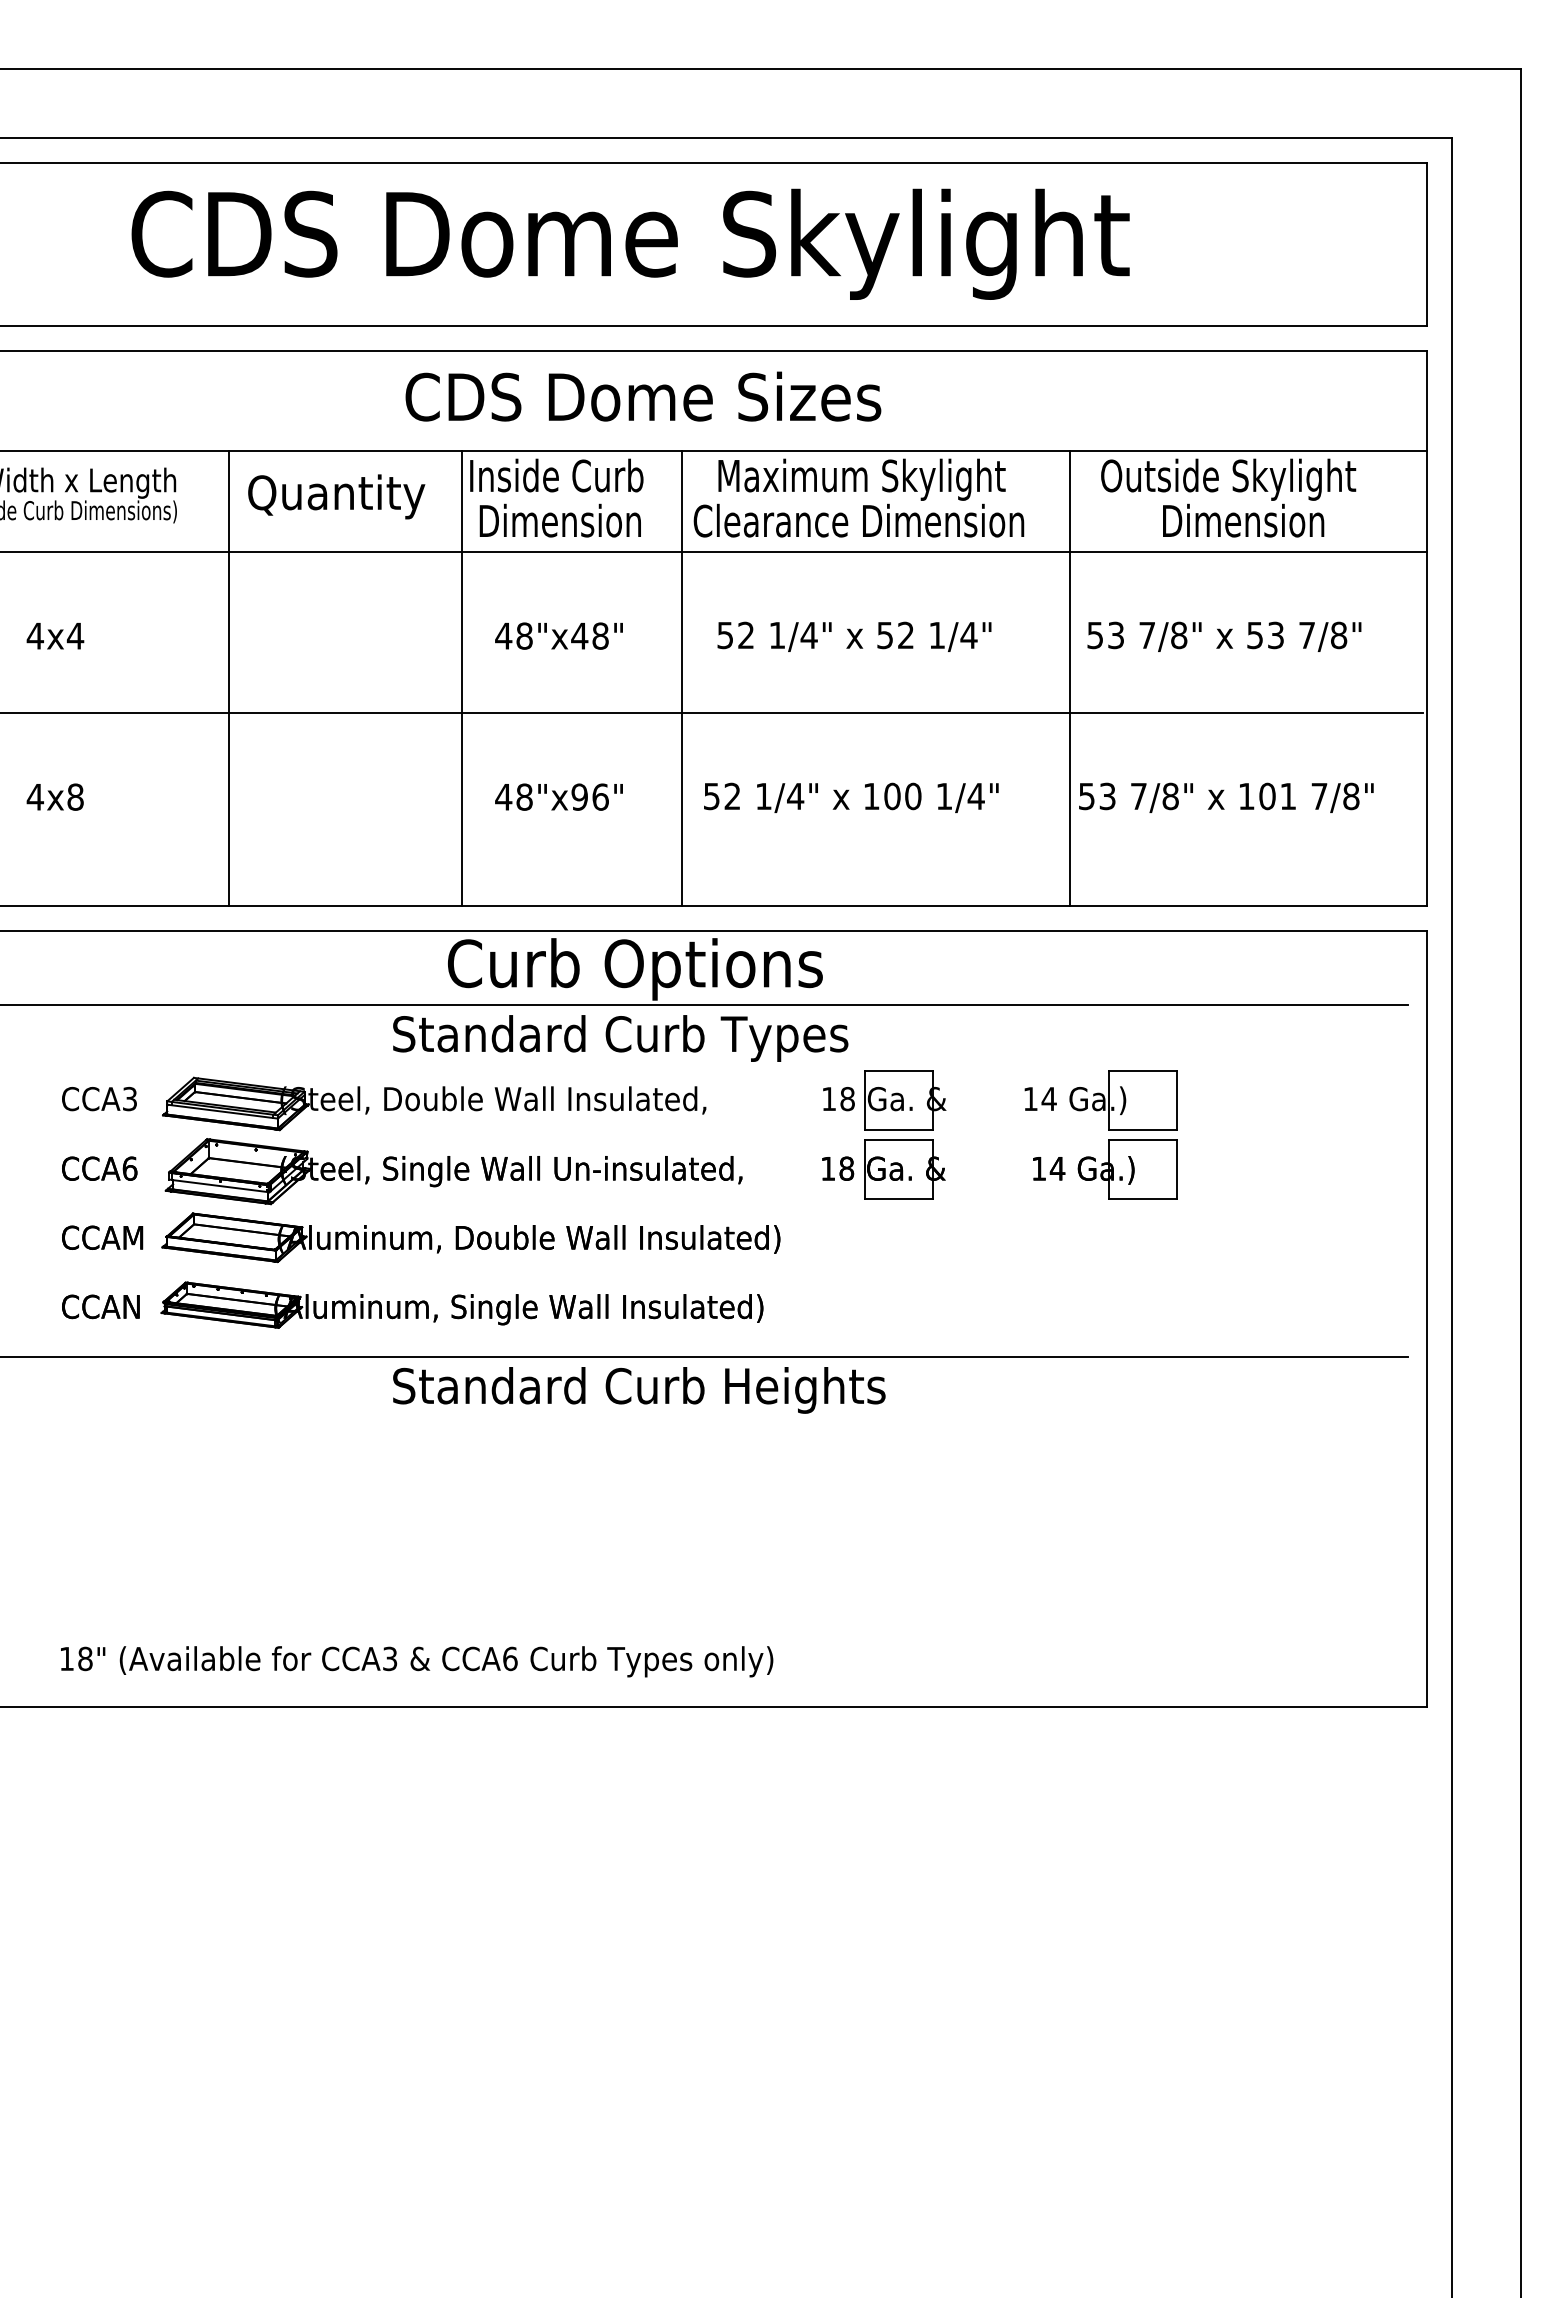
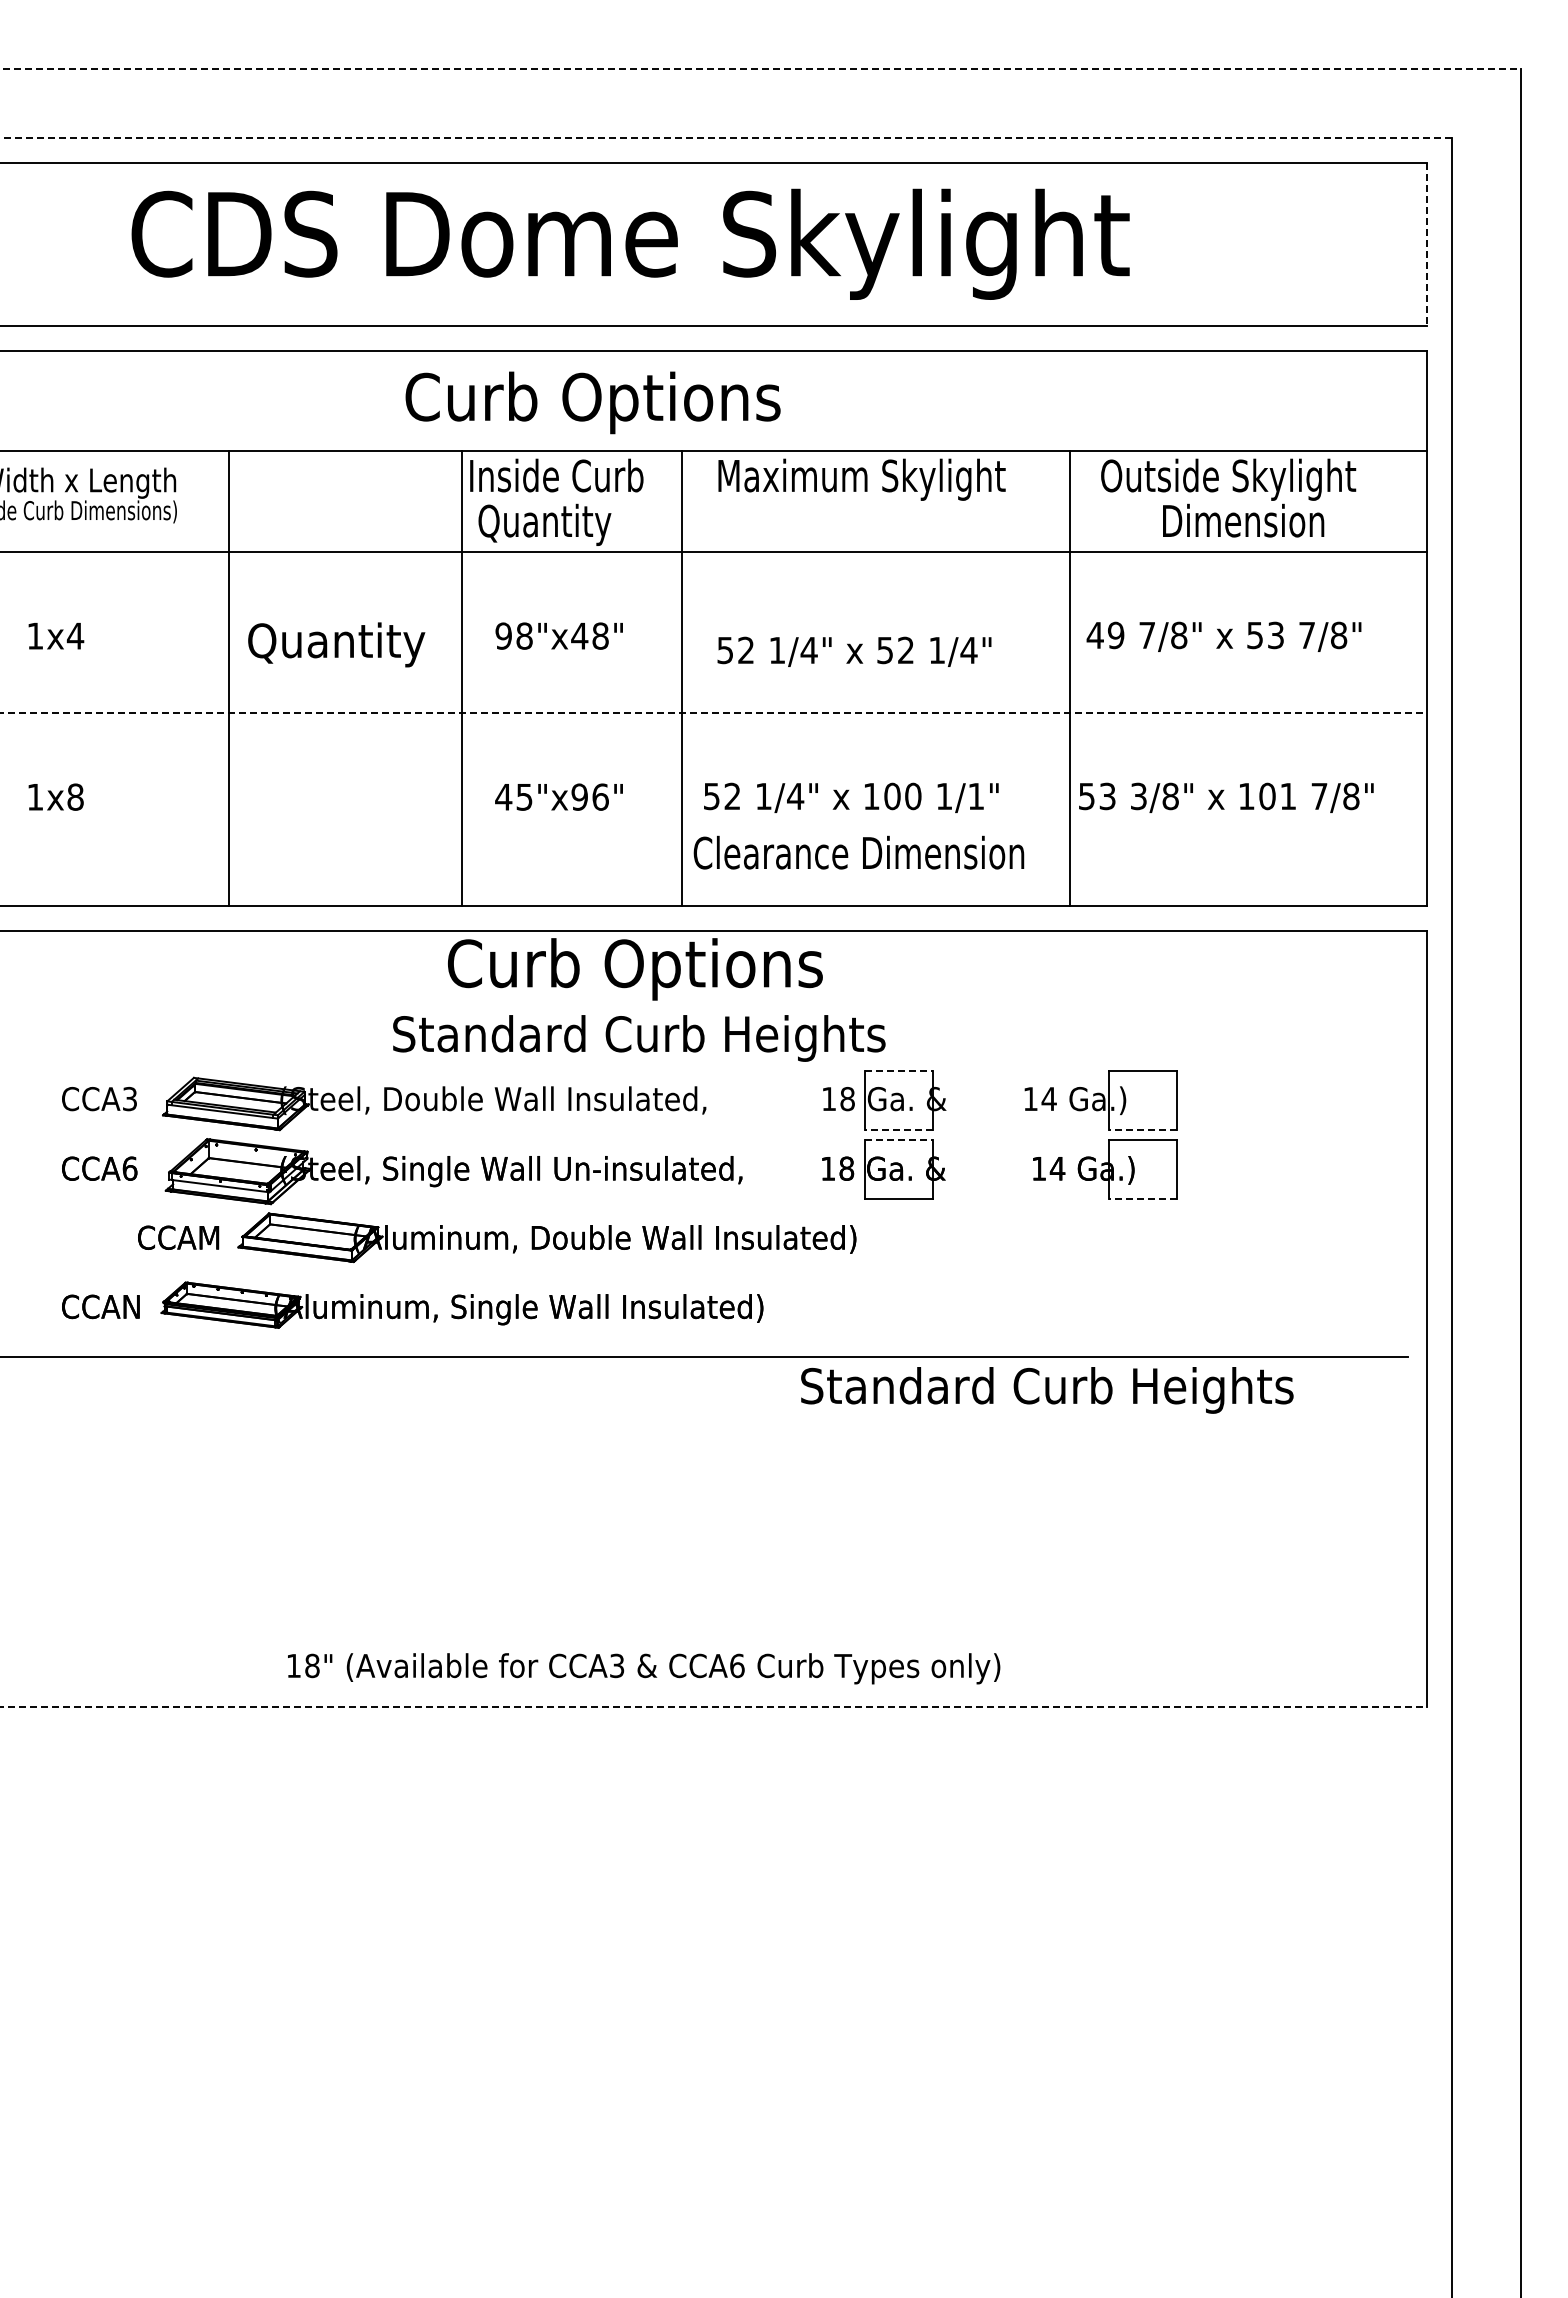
line: solid -> dashed (760, 68)
line: solid -> dashed (725, 138)
line: solid -> dashed (1427, 244)
text: CDS Dome Sizes -> Curb Options (664, 402)
text position: (336, 496) -> (336, 644) (336, 644)
text position: (858, 520) -> (858, 852) (858, 852)
text: Dimension -> Quantity (559, 524)
text: 4x4 -> 1x4 (34, 635)
text: 48"x48" -> 98"x48" (503, 635)
text: 53 -> 49 (1105, 635)
text position: (854, 636) -> (854, 651) (854, 651)
line: solid -> dashed (711, 713)
text: 48"x96" -> 45"x96" (524, 796)
text: 1/4" -> 1/1" (975, 796)
text: 7/8" -> 3/8" (1138, 796)
text: 4x8 -> 1x8 (34, 797)
line: present -> none (704, 1004)
text: Standard Curb Types -> Standard Curb Heights (802, 1038)
line: solid -> dashed (898, 1070)
line: solid -> dashed (898, 1129)
line: solid -> dashed (1143, 1129)
line: solid -> dashed (898, 1139)
line: solid -> dashed (1143, 1198)
part position: (421, 1237) -> (497, 1237) (497, 1237)
text position: (639, 1390) -> (1047, 1390) (1047, 1390)
text position: (417, 1661) -> (644, 1668) (644, 1668)
line: solid -> dashed (714, 1706)
